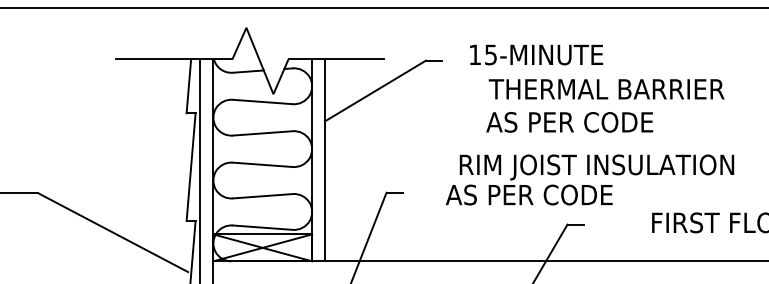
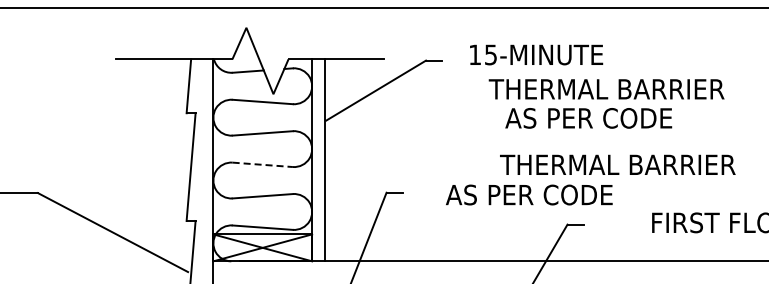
text position: (569, 122) -> (588, 118) (588, 118)
line: solid -> dashed (263, 164)
text: RIM JOIST INSULATION -> THERMAL BARRIER (597, 167)
line: present -> none (200, 169)
